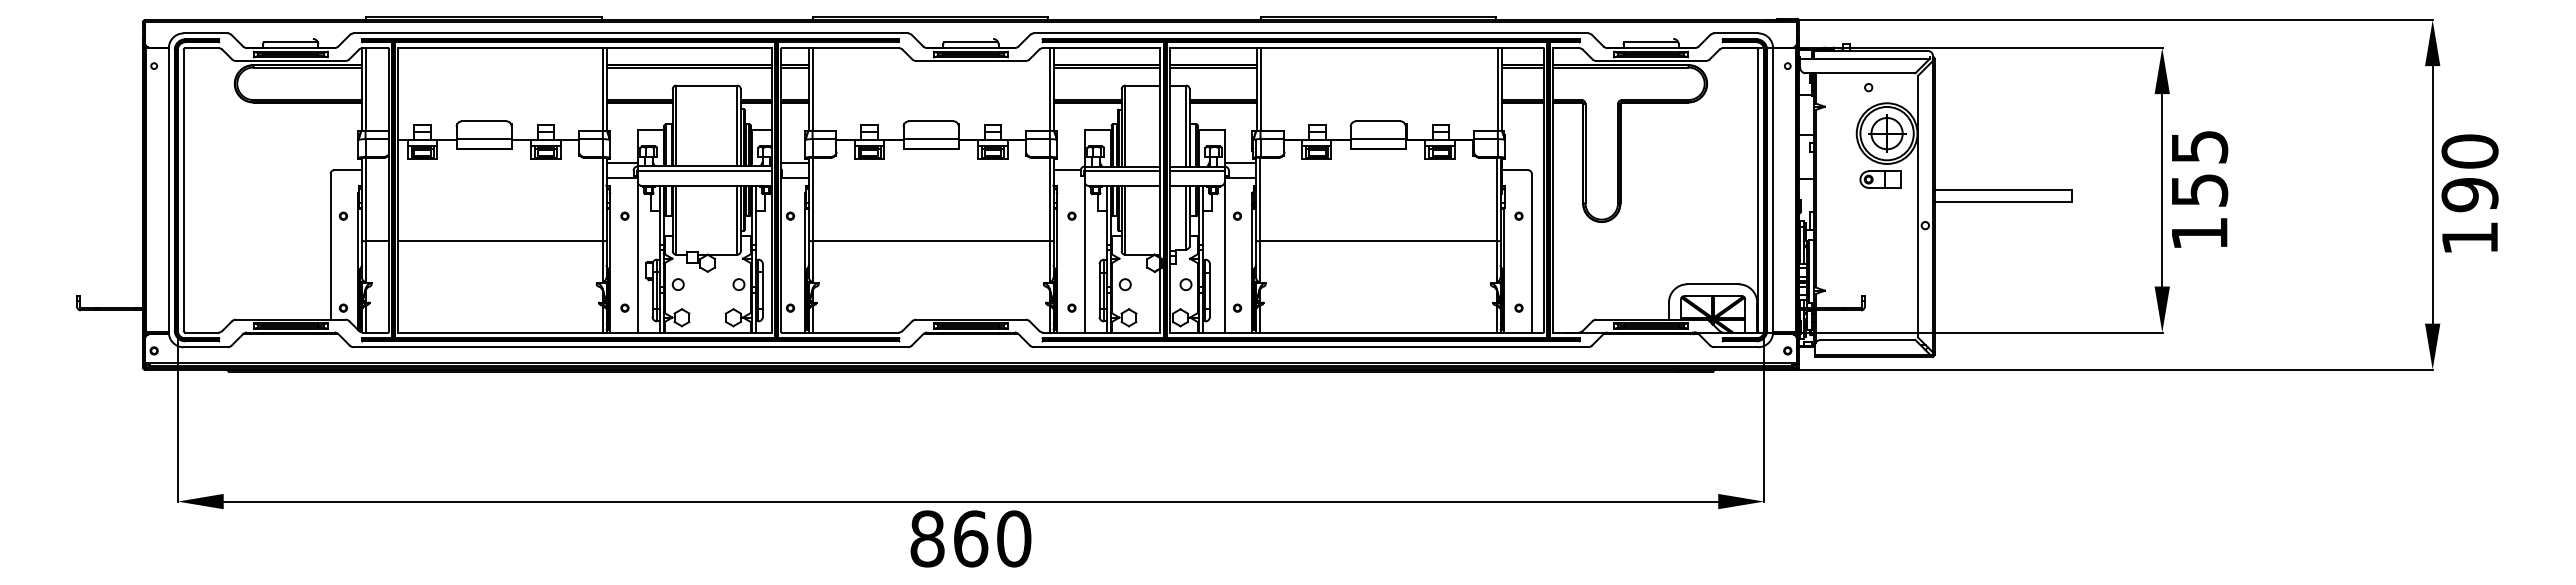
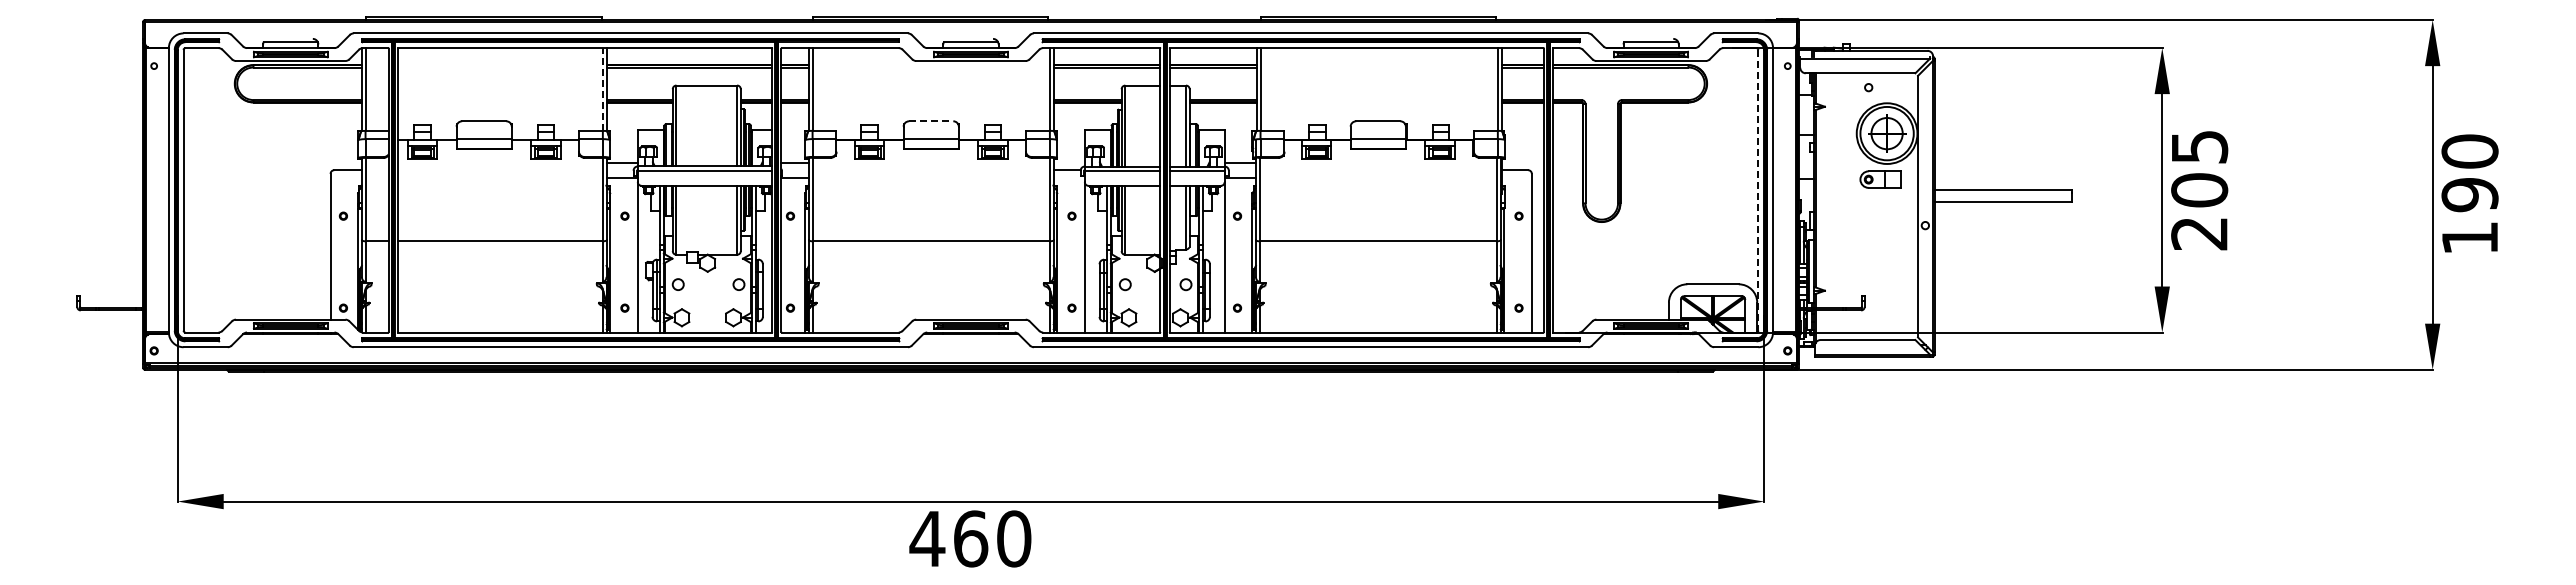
line: solid -> dashed (602, 89)
line: solid -> dashed (931, 121)
line: solid -> dashed (1758, 190)
text: 155 -> 205 (2199, 211)
text: 860 -> 460 (927, 538)
